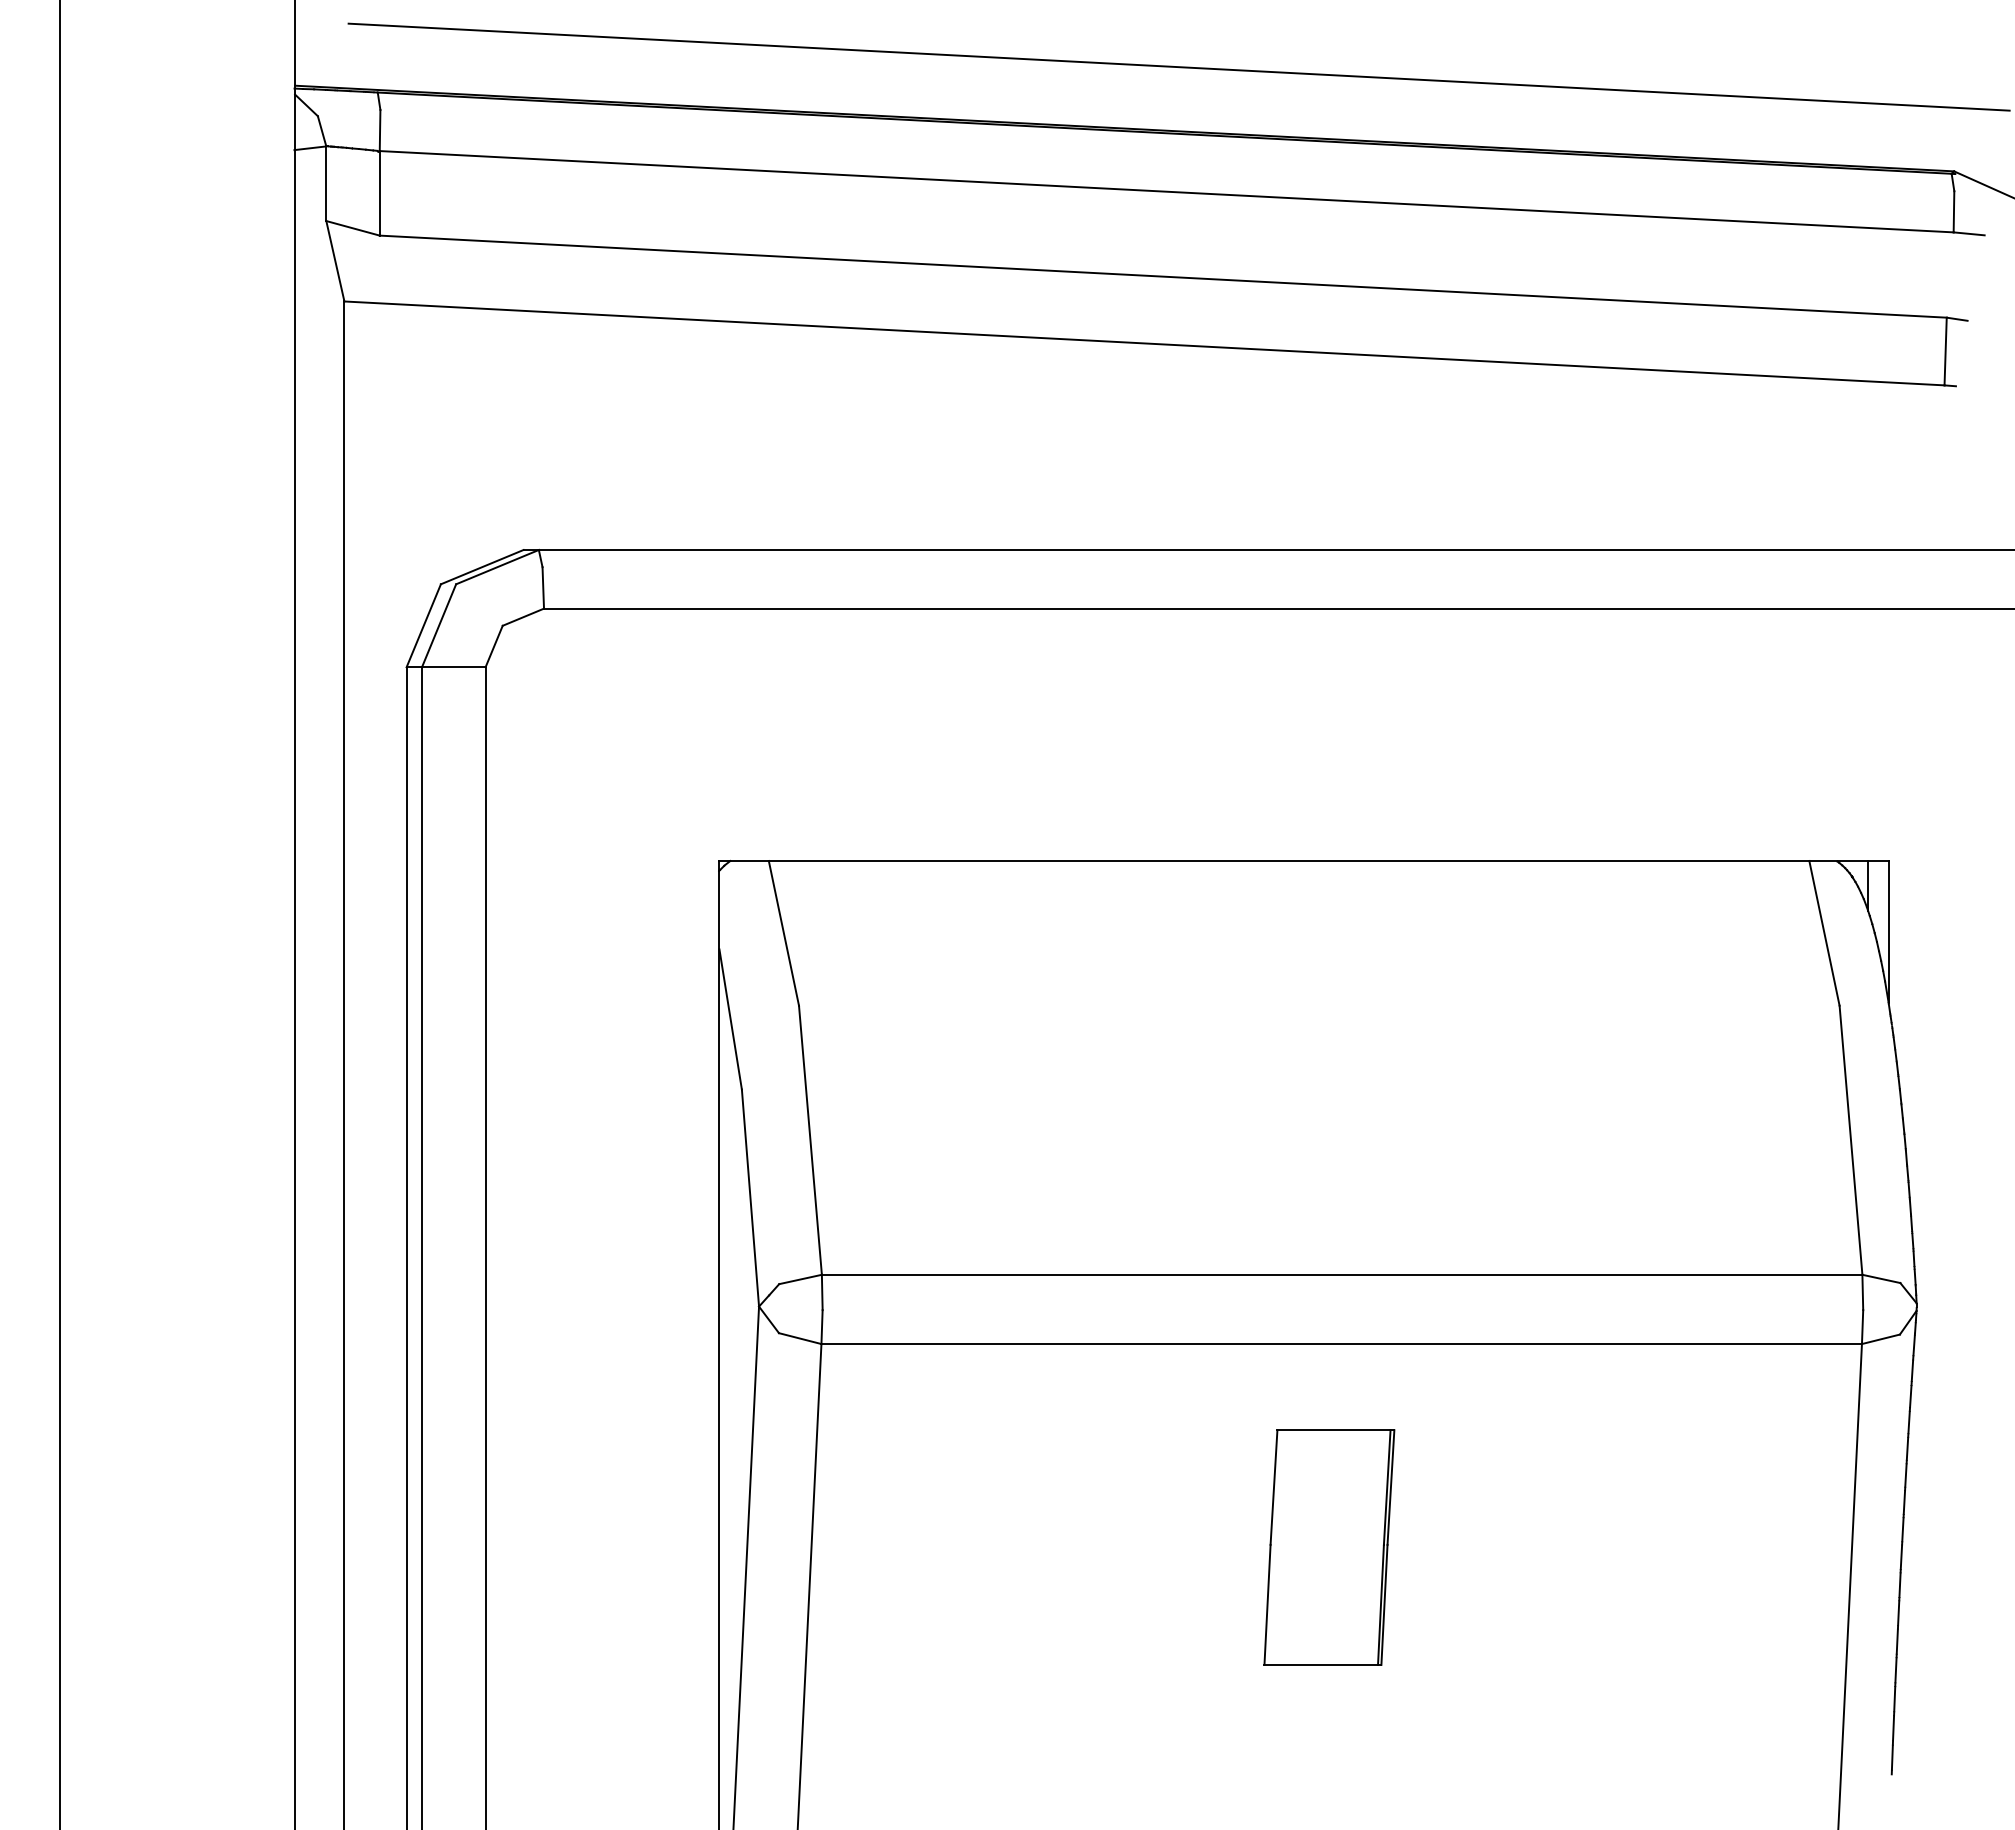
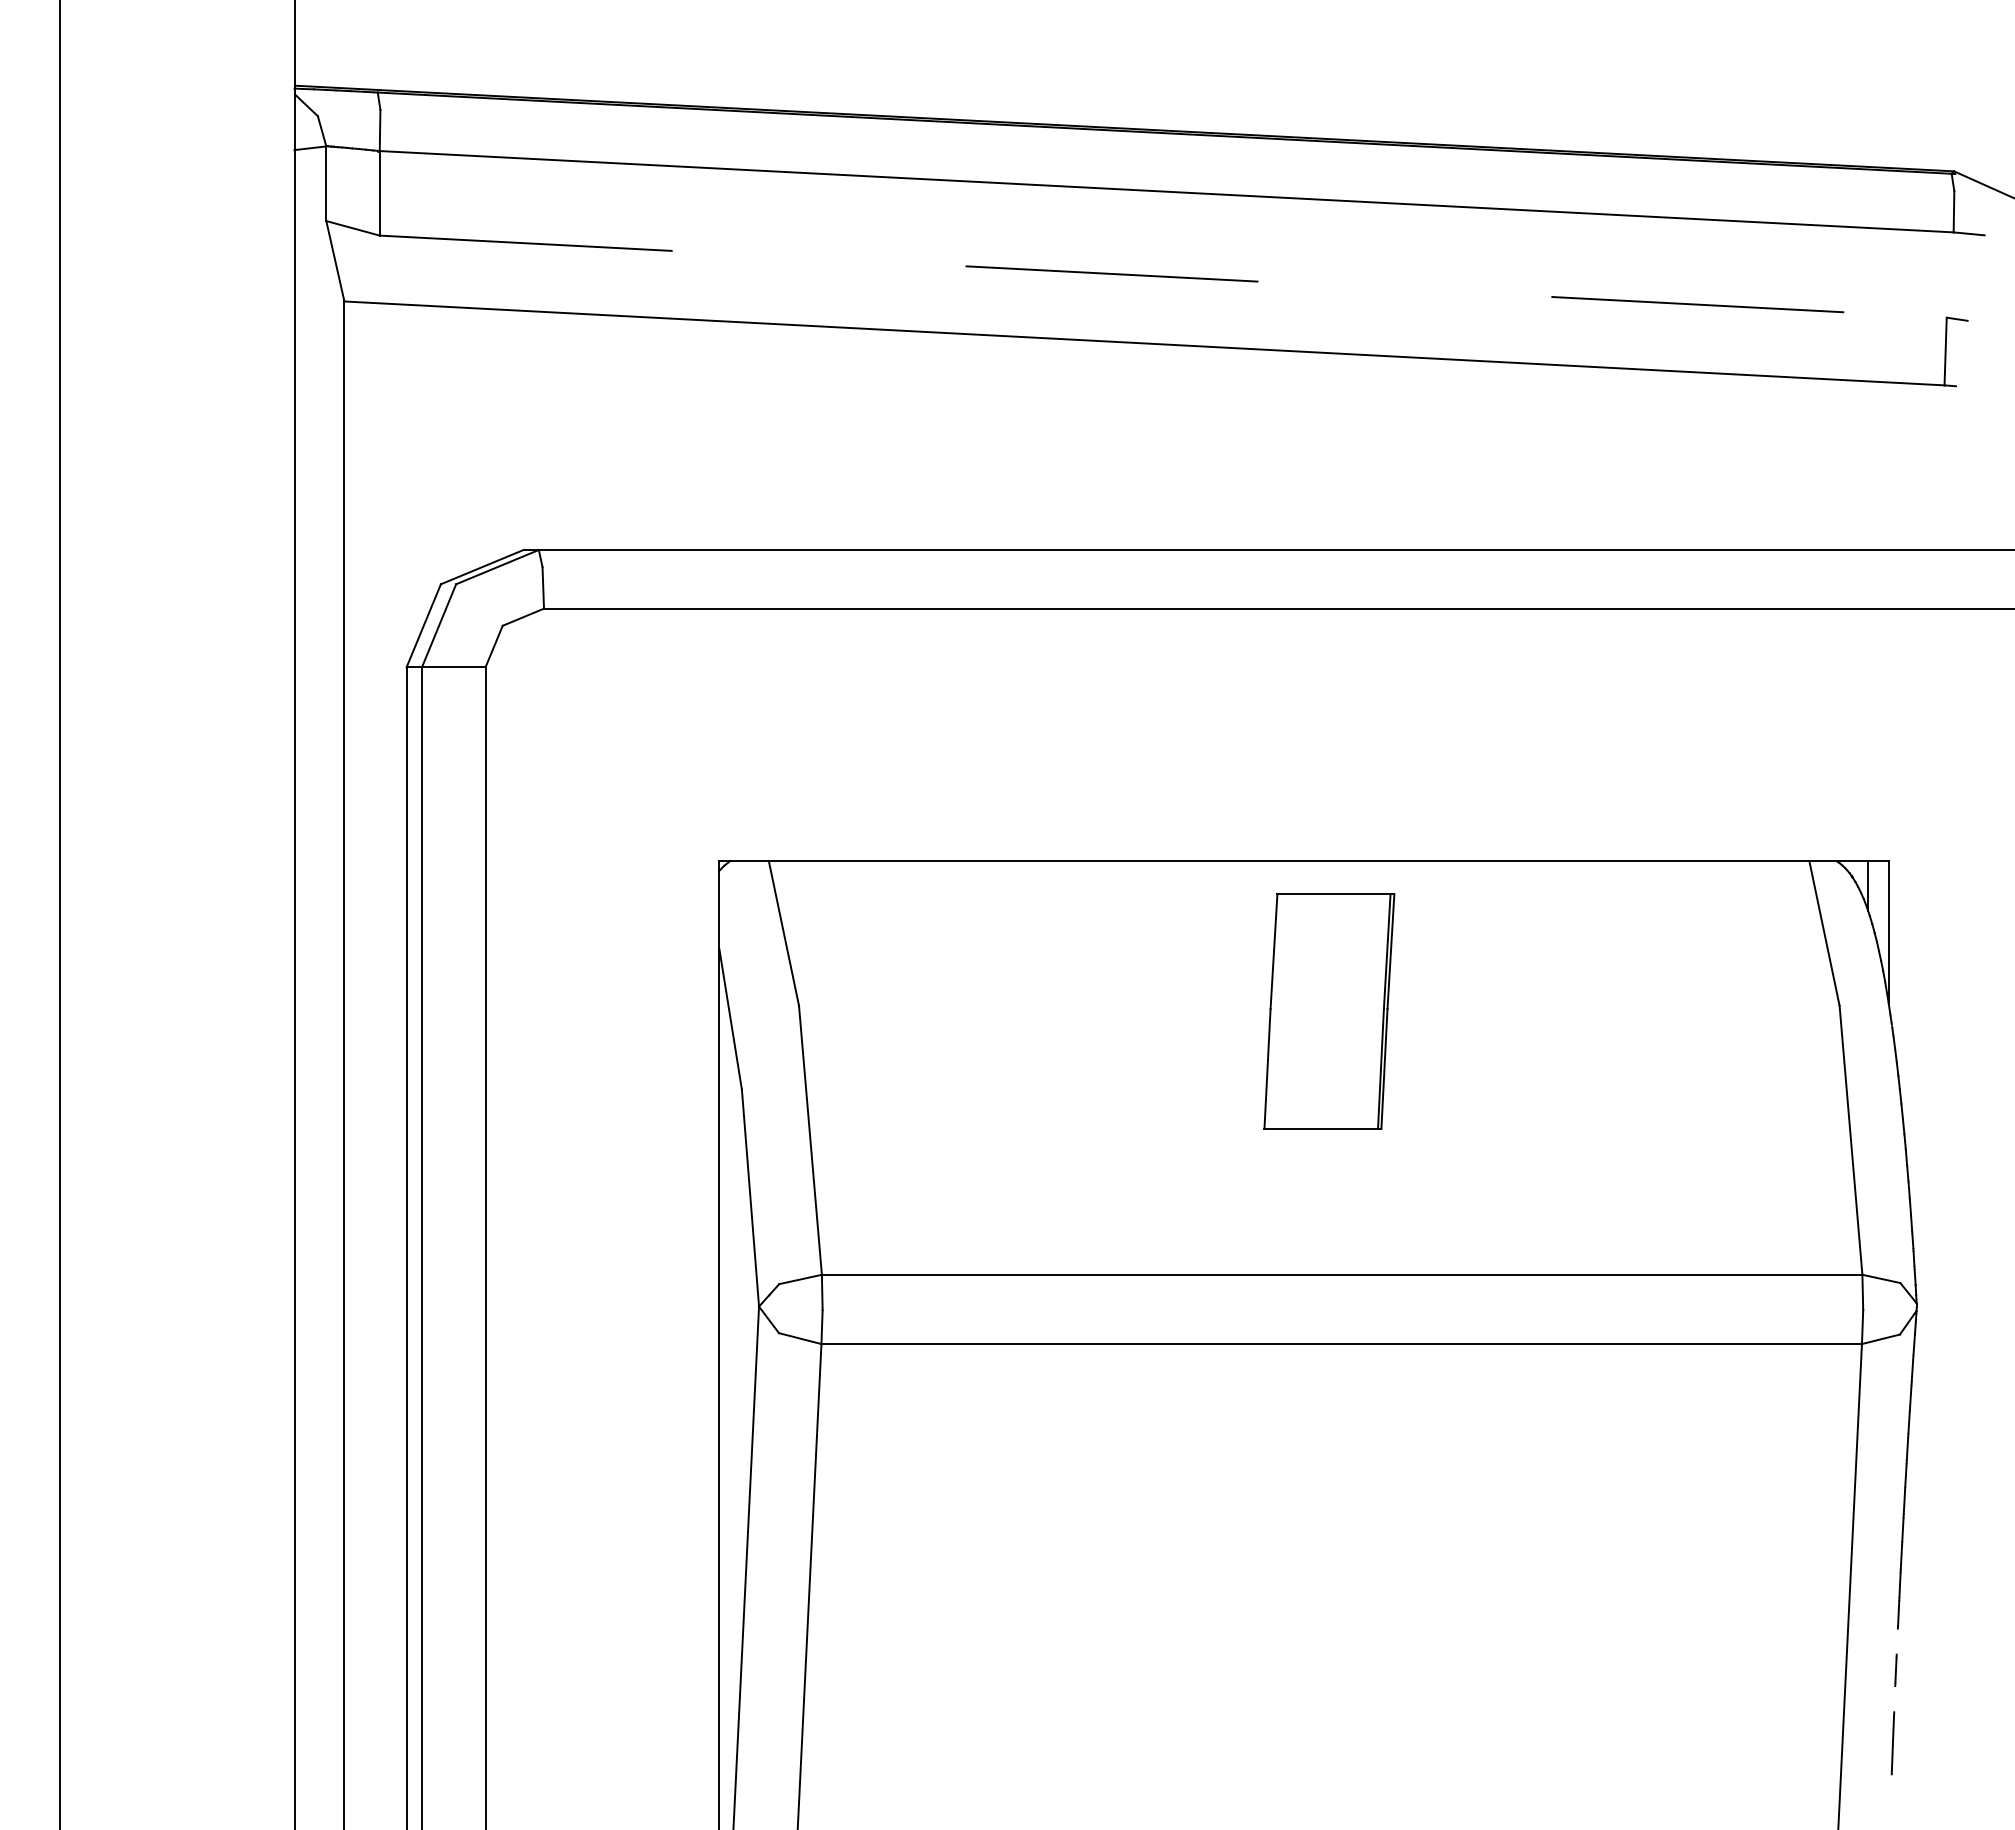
line: present -> none (1178, 66)
line: solid -> dashed (1163, 276)
part position: (1329, 1547) -> (1329, 1011) (1329, 1011)
line: present -> none (1896, 1641)
line: present -> none (1894, 1699)
